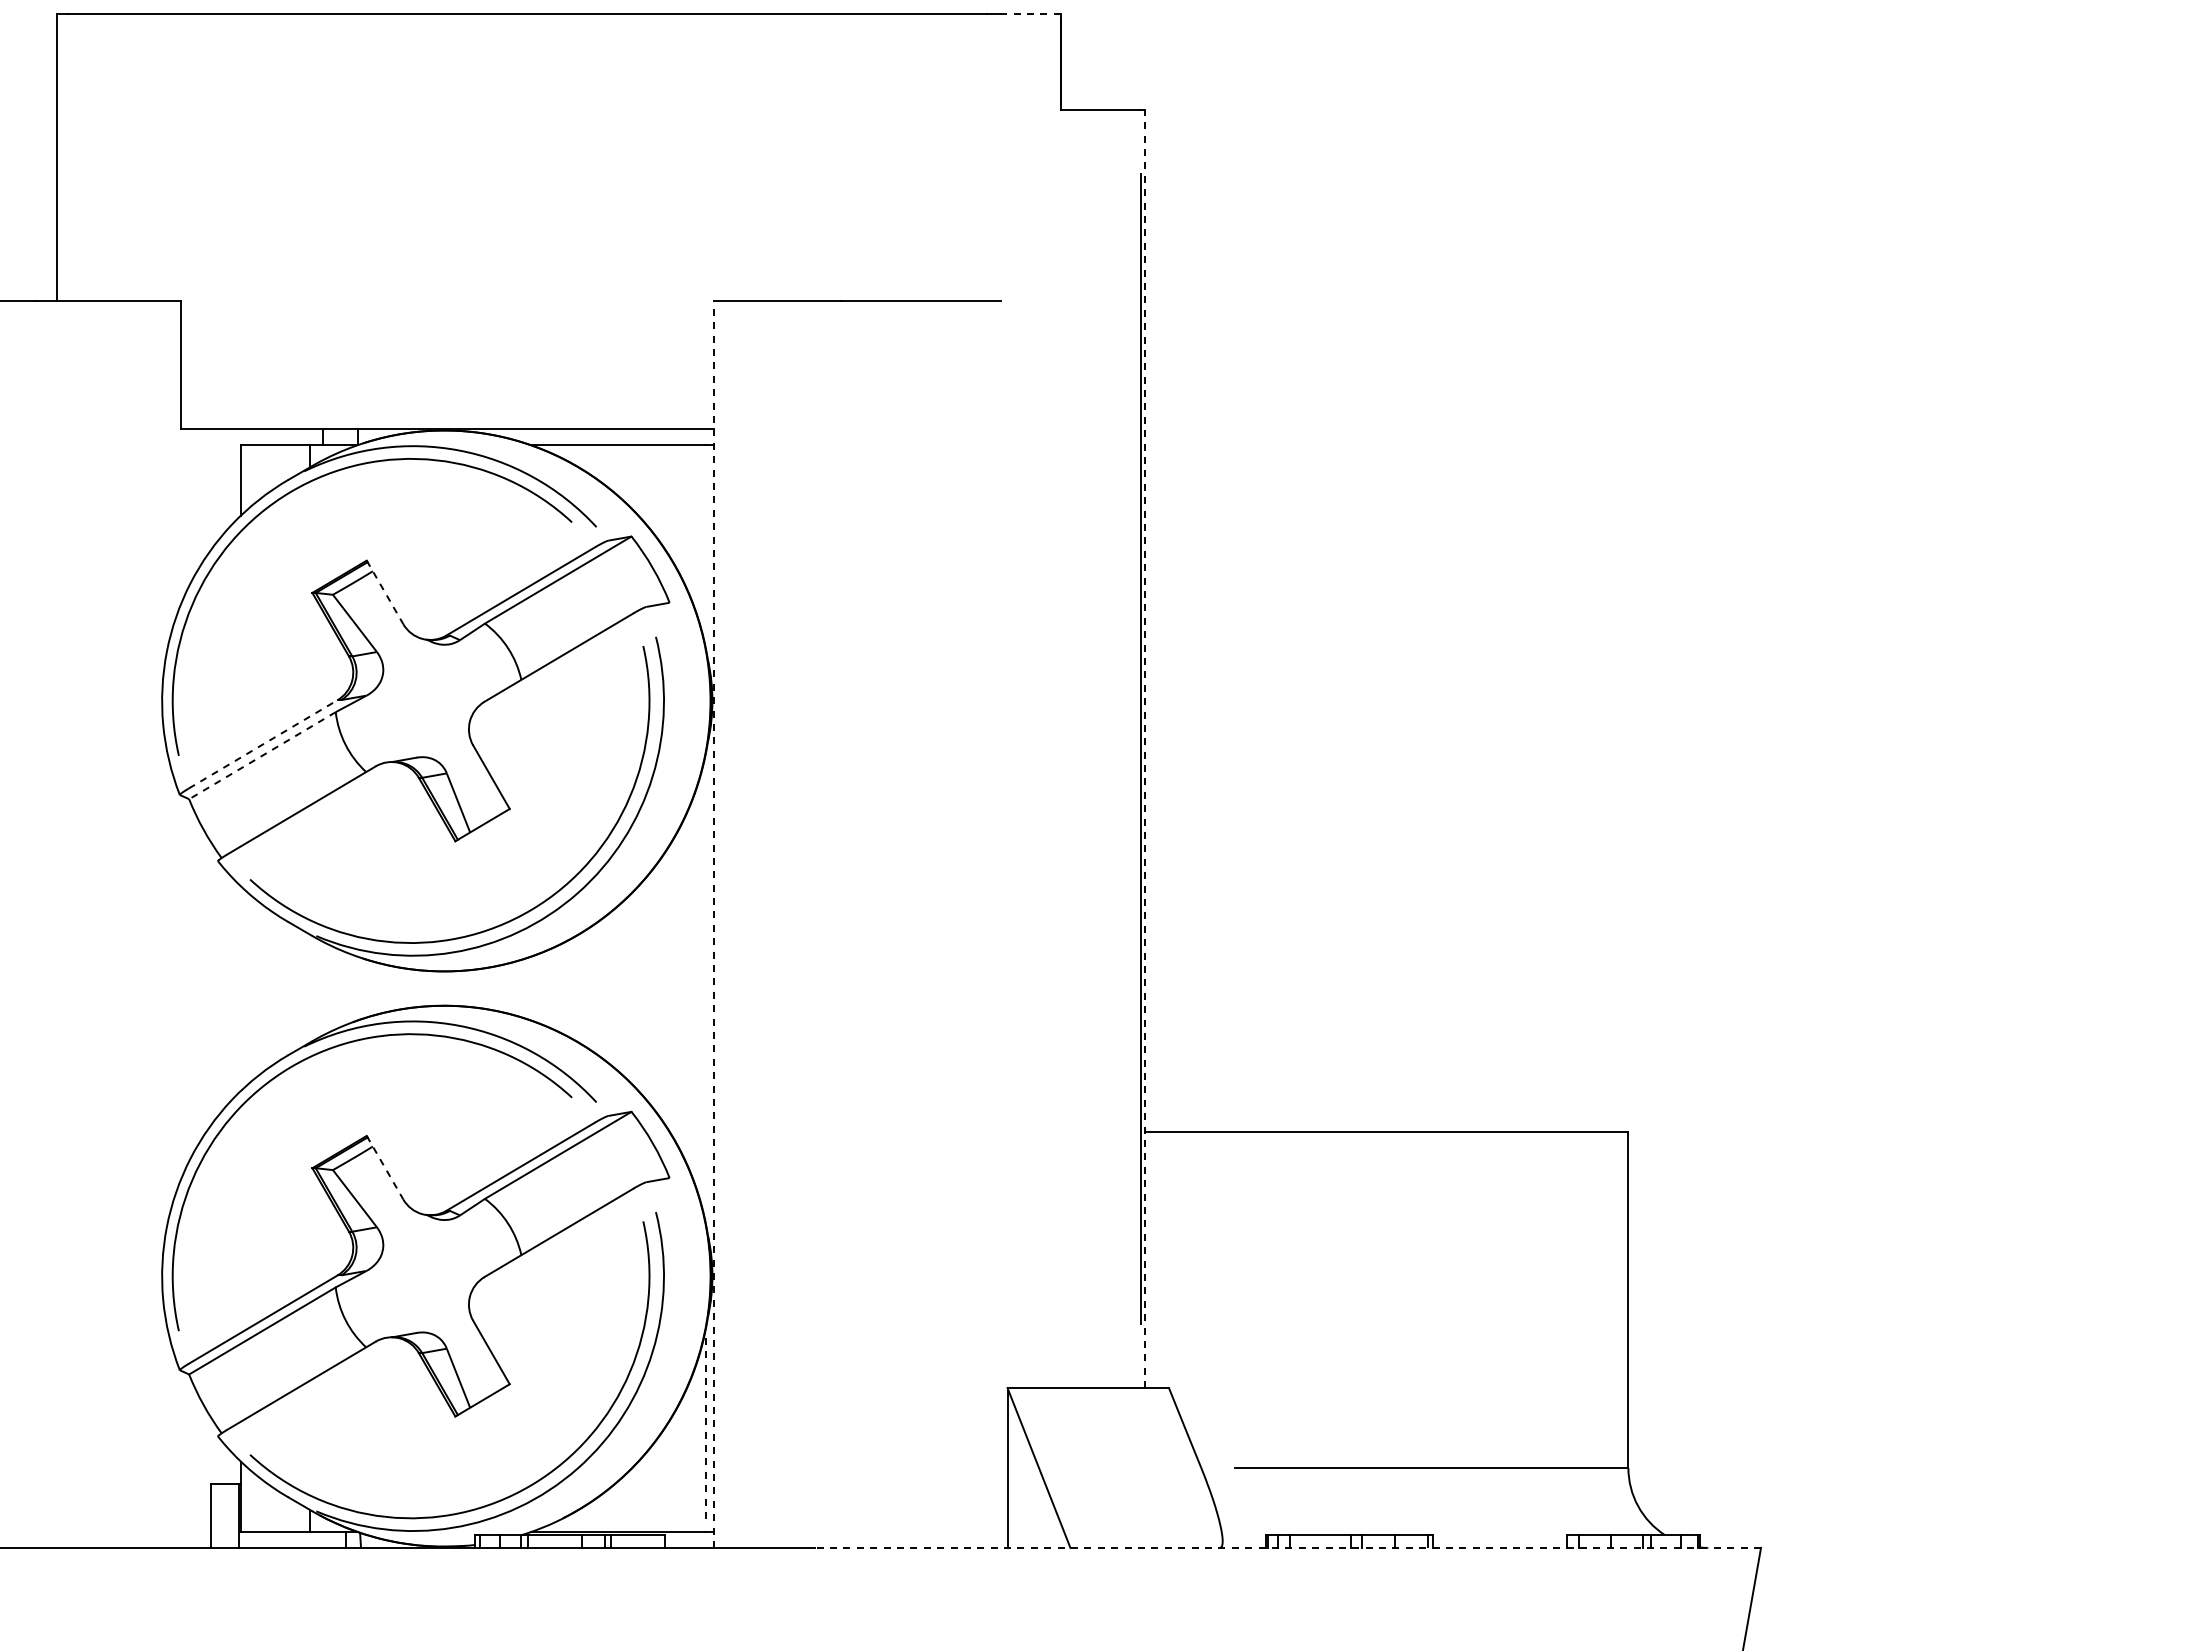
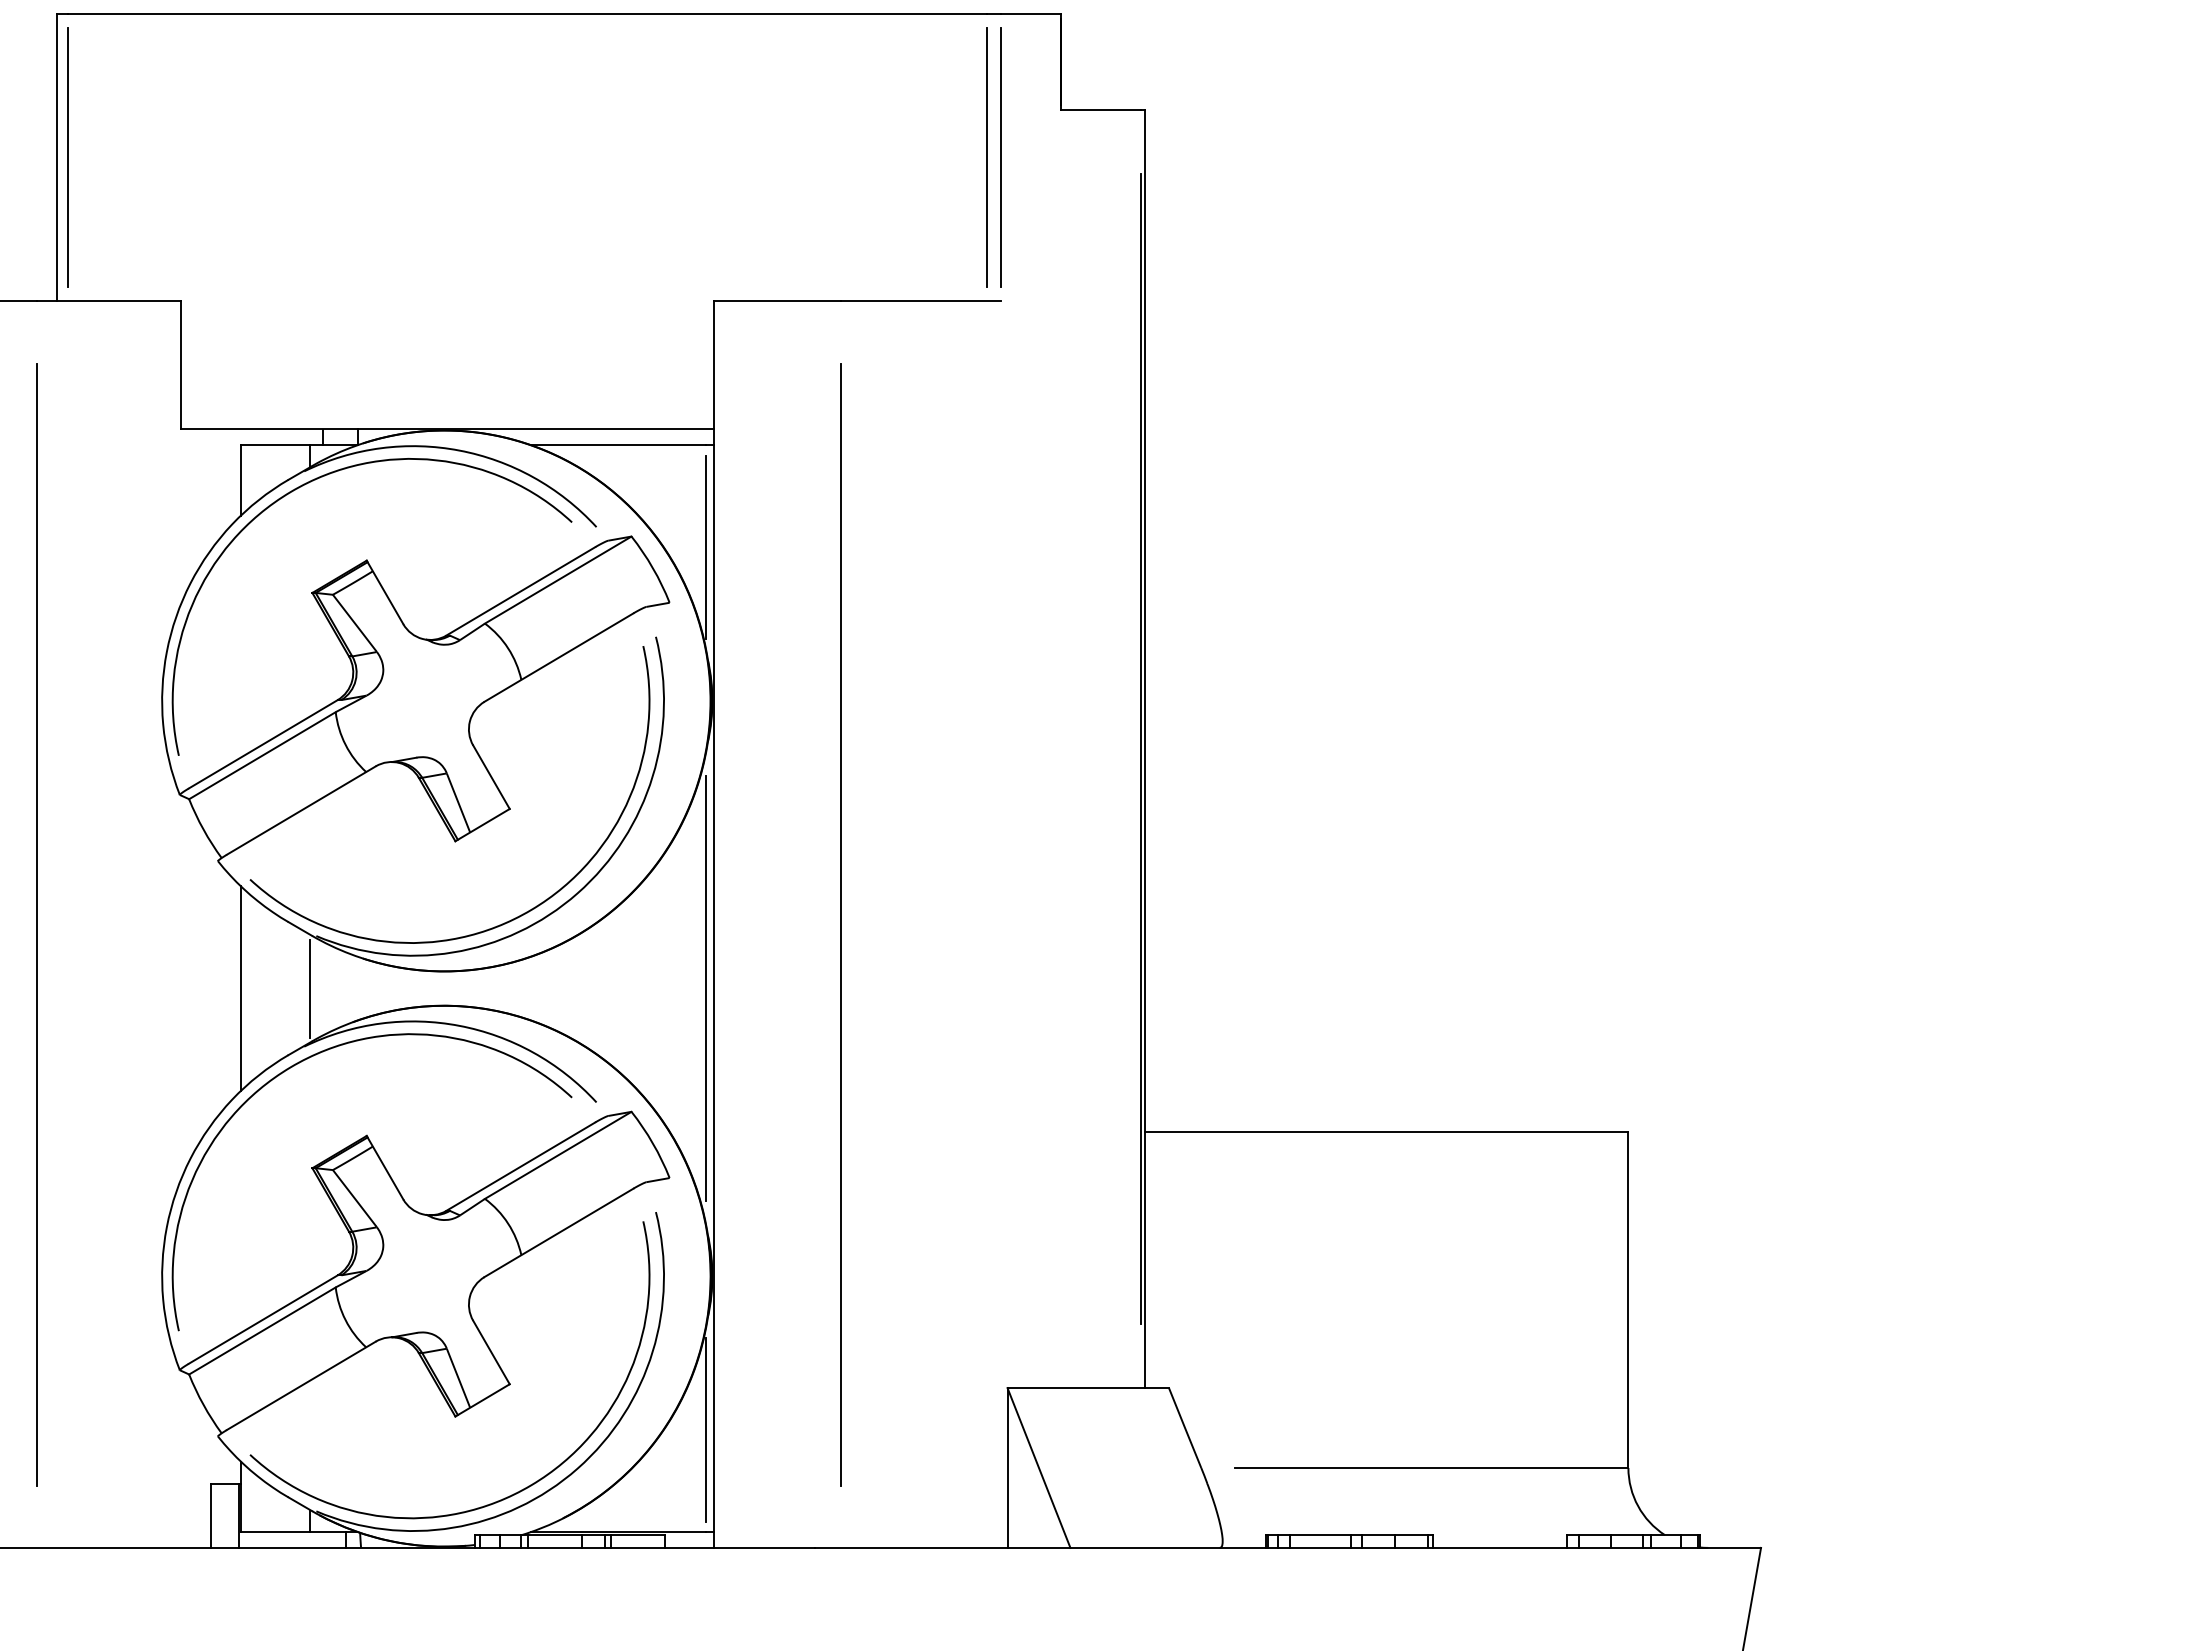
line: dashed -> solid (1031, 13)
line: none -> present (67, 157)
line: none -> present (986, 157)
line: none -> present (1001, 157)
line: none -> present (706, 547)
line: dashed -> solid (385, 592)
line: dashed -> solid (263, 744)
line: dashed -> solid (1145, 748)
line: dashed -> solid (262, 755)
line: none -> present (36, 924)
line: dashed -> solid (713, 924)
line: none -> present (840, 924)
line: none -> present (240, 988)
line: none -> present (309, 988)
line: none -> present (706, 988)
line: dashed -> solid (385, 1167)
line: dashed -> solid (706, 1429)
line: dashed -> solid (1288, 1547)
